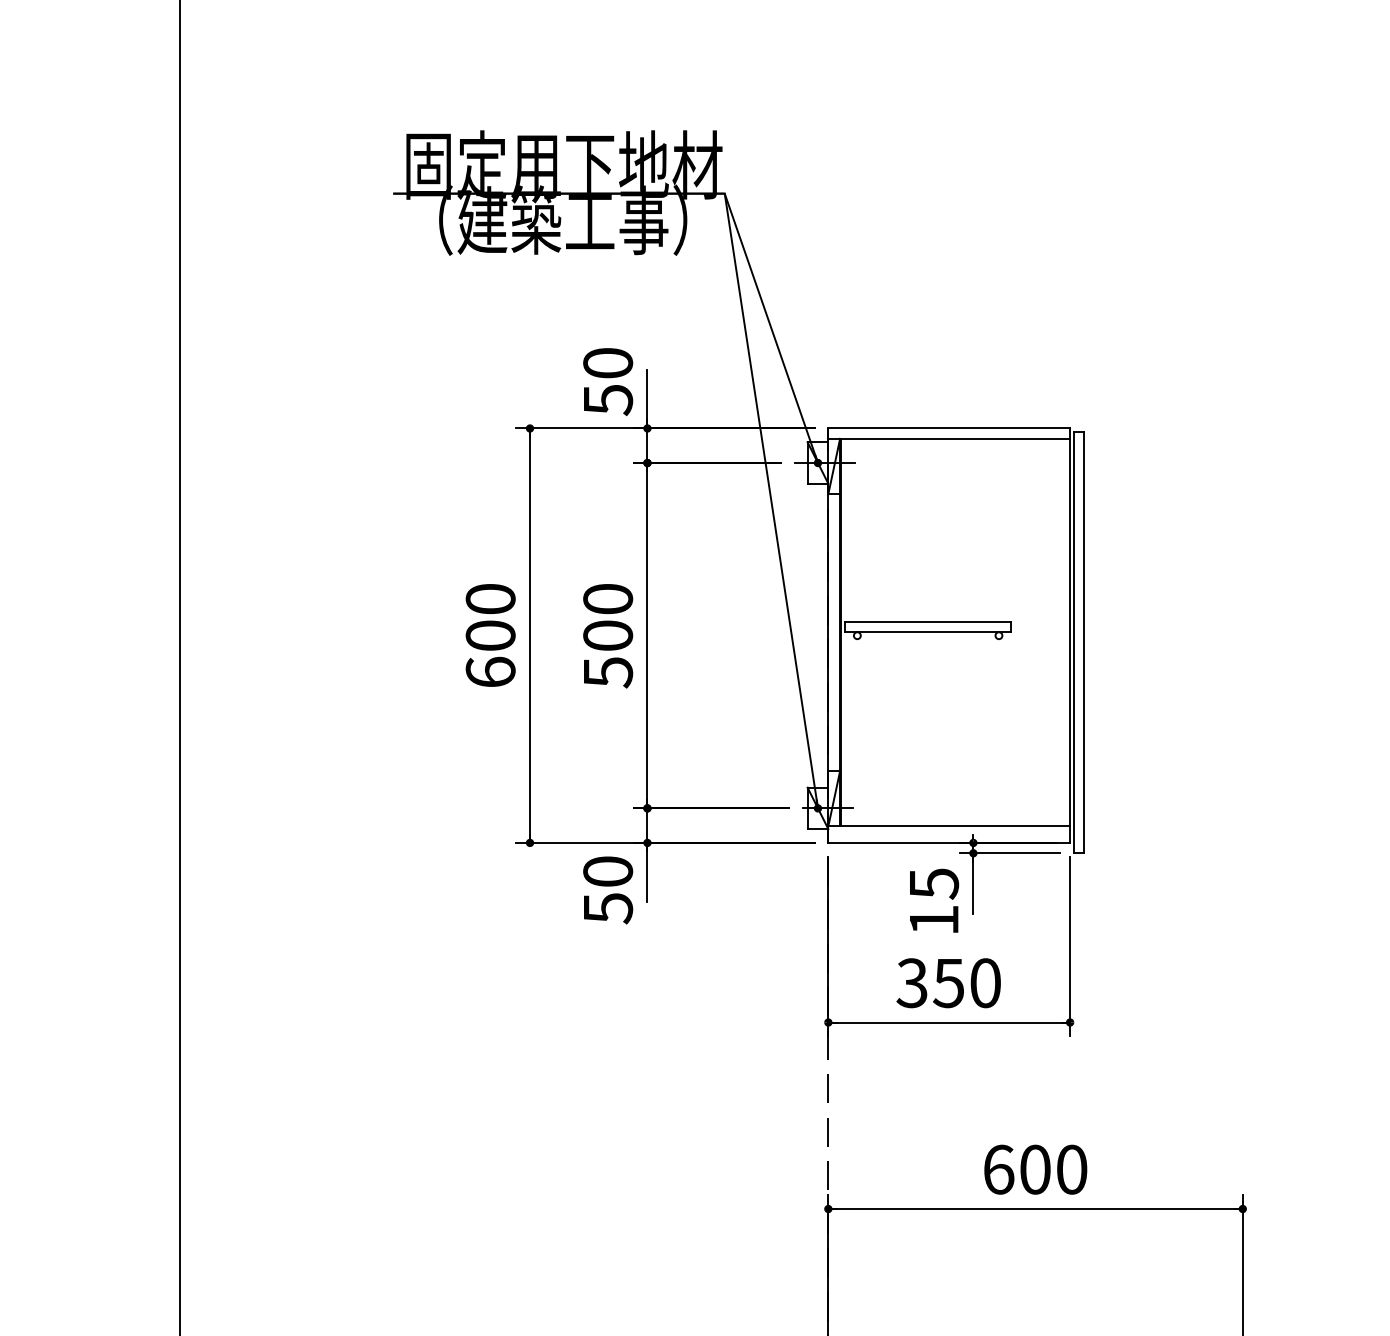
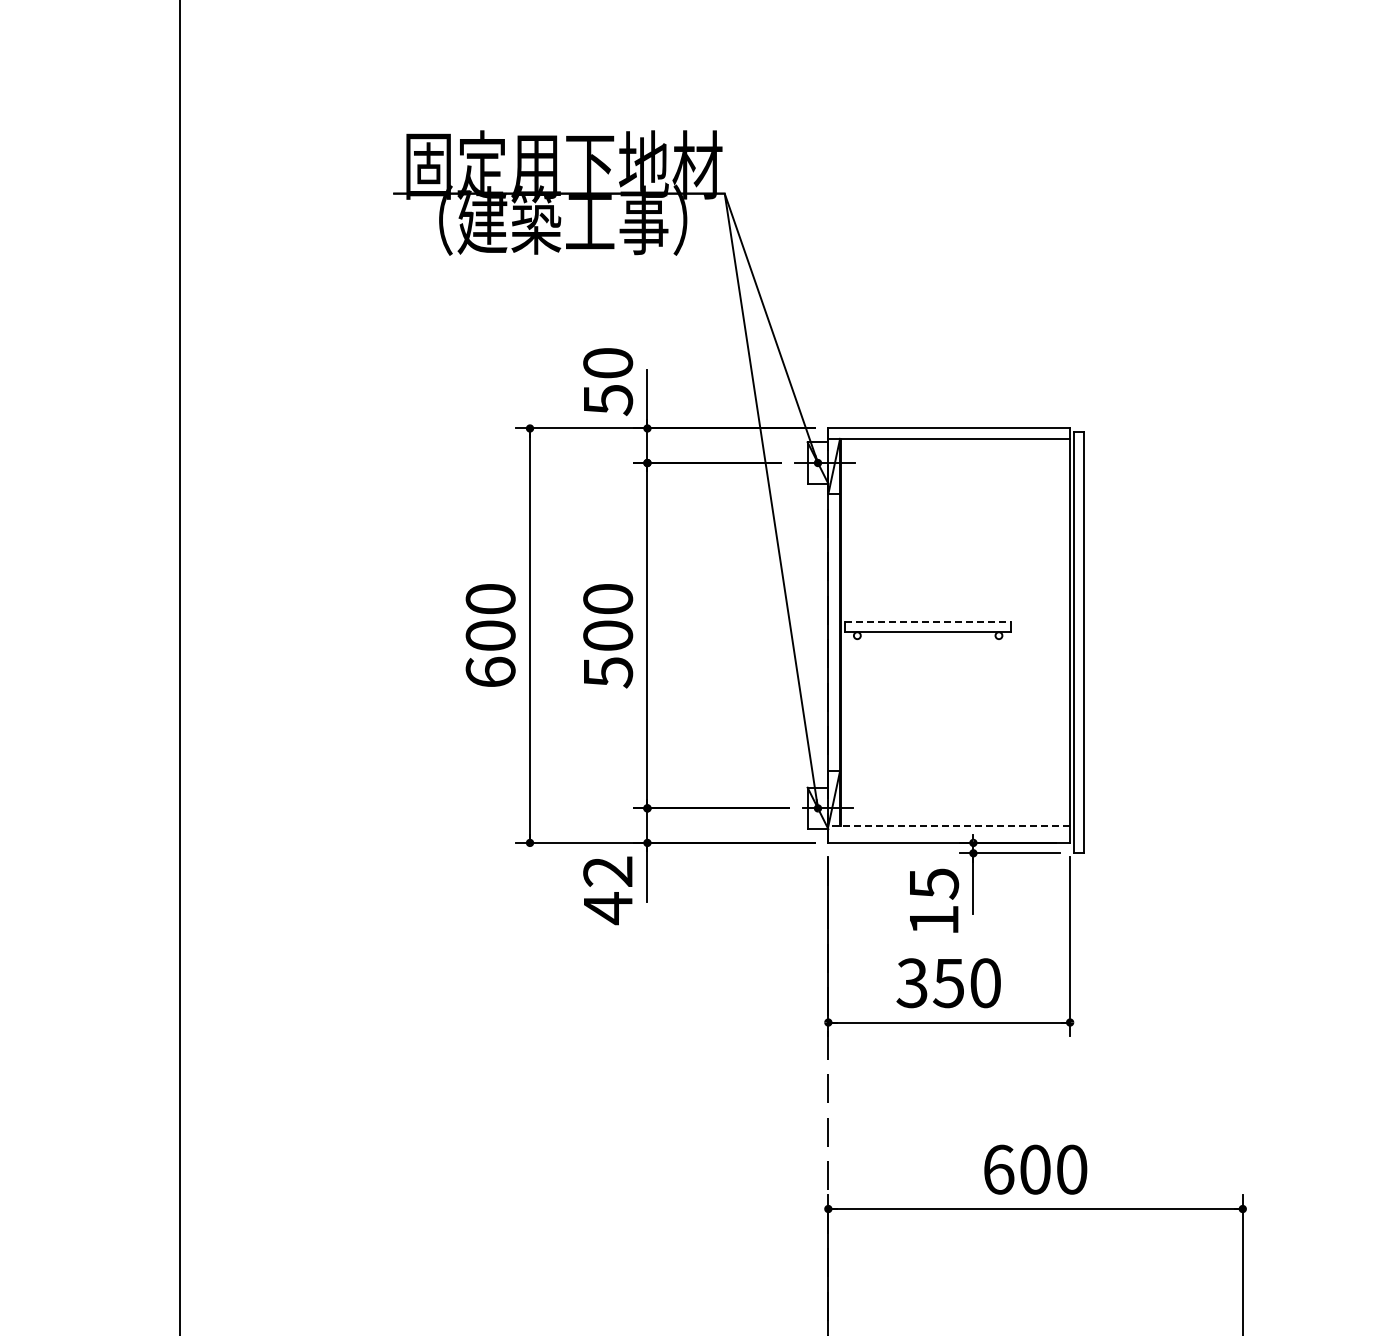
line: solid -> dashed (928, 621)
line: solid -> dashed (949, 826)
text: 50 -> 42 (608, 890)
